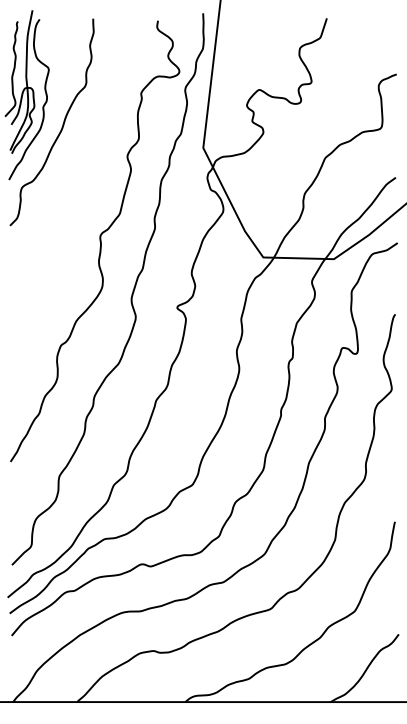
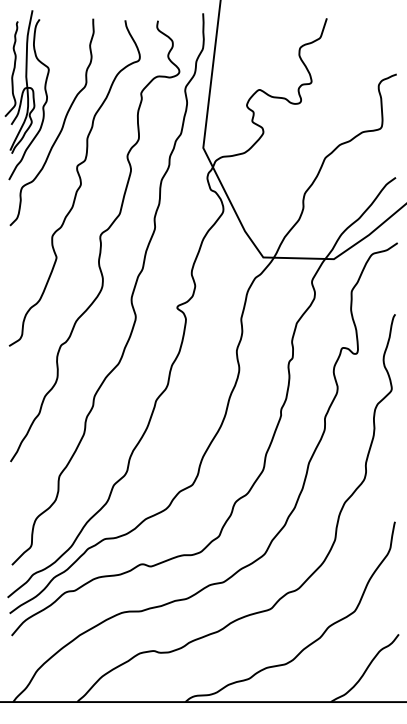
curve: none -> present (79, 181)
